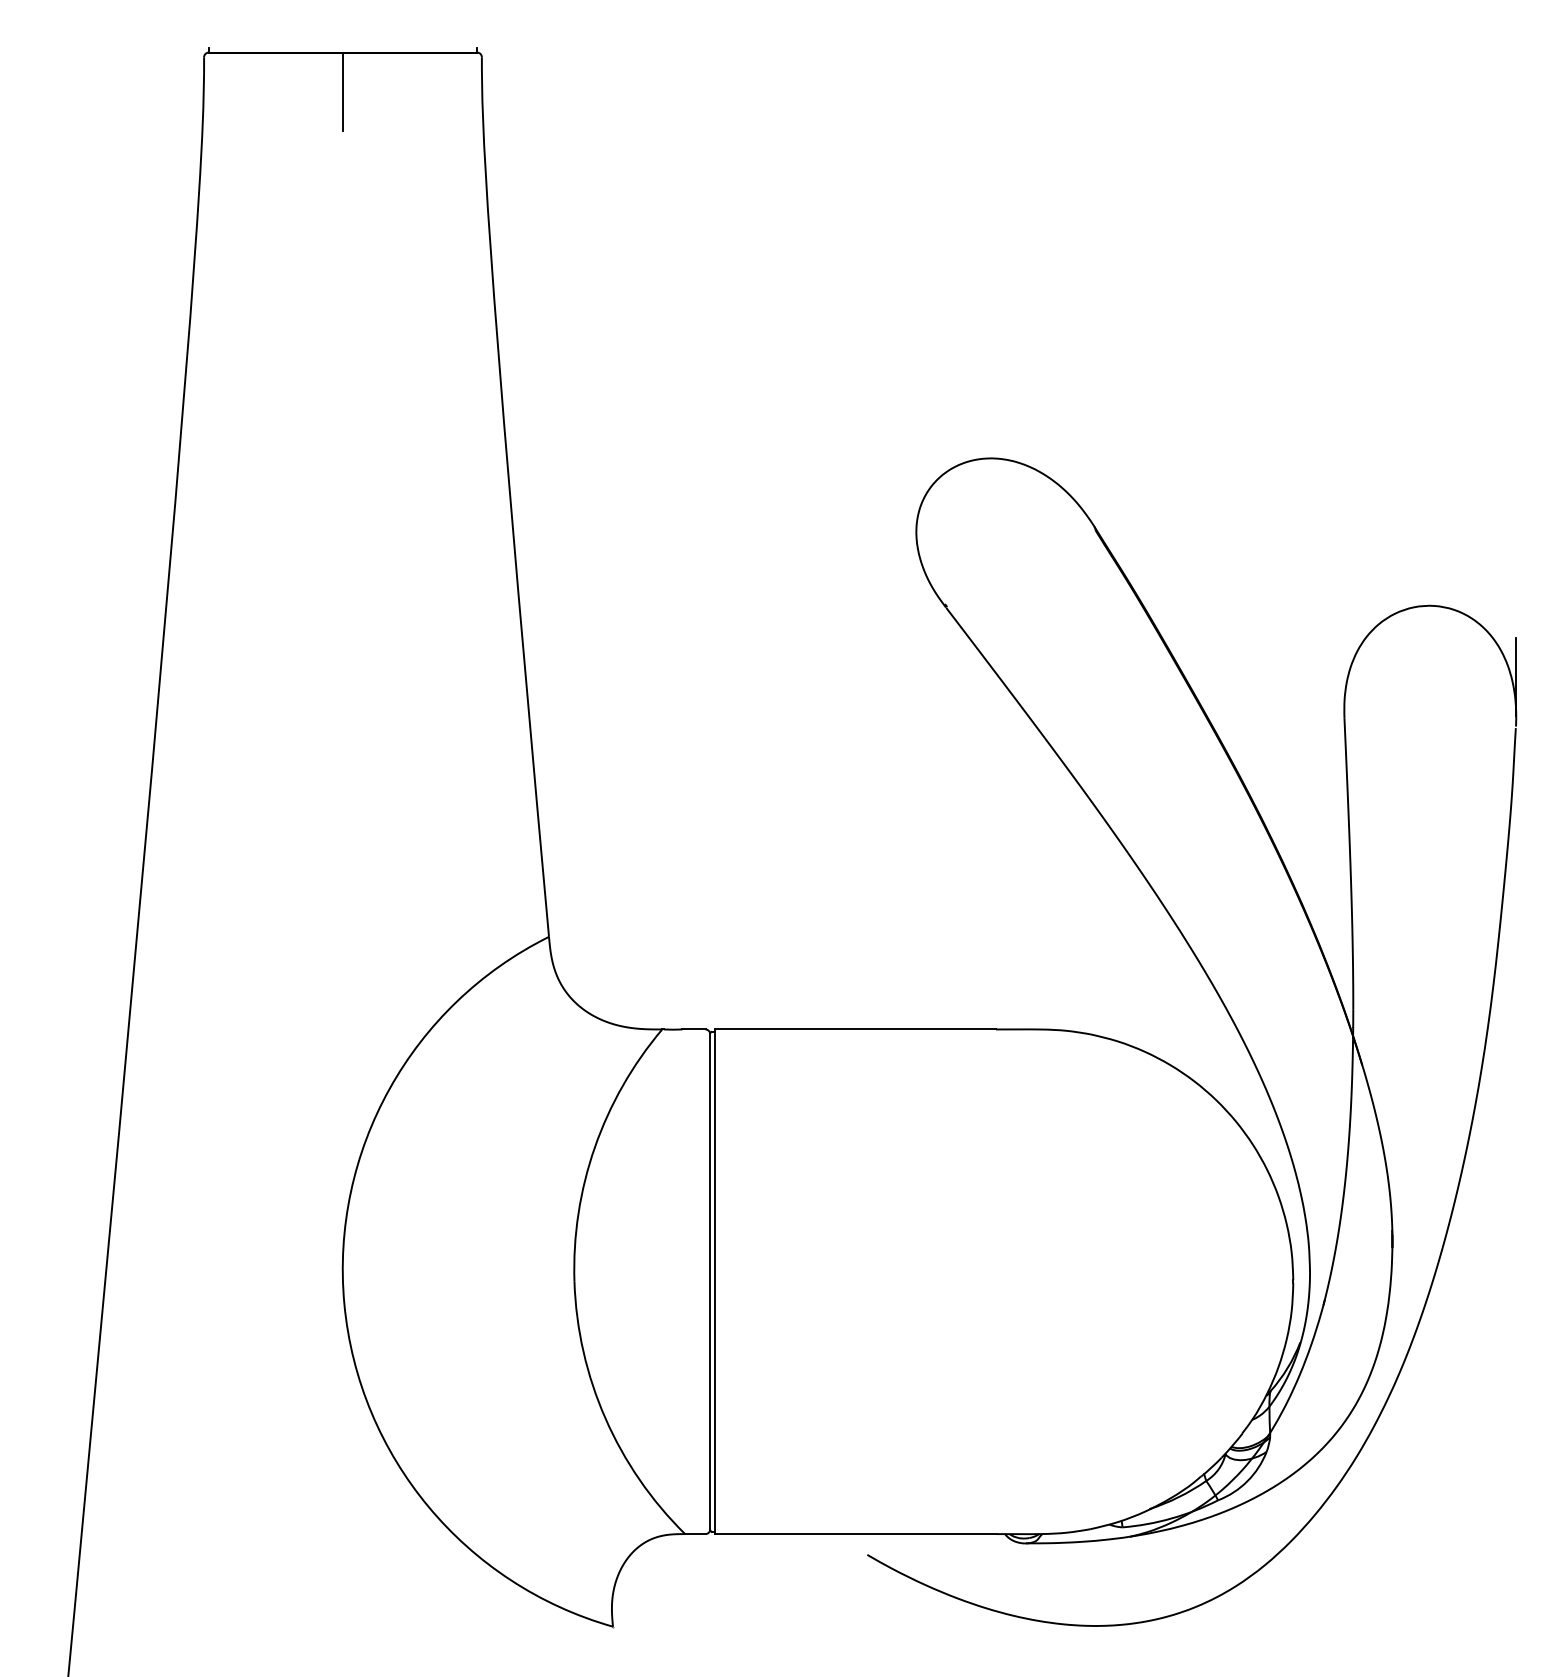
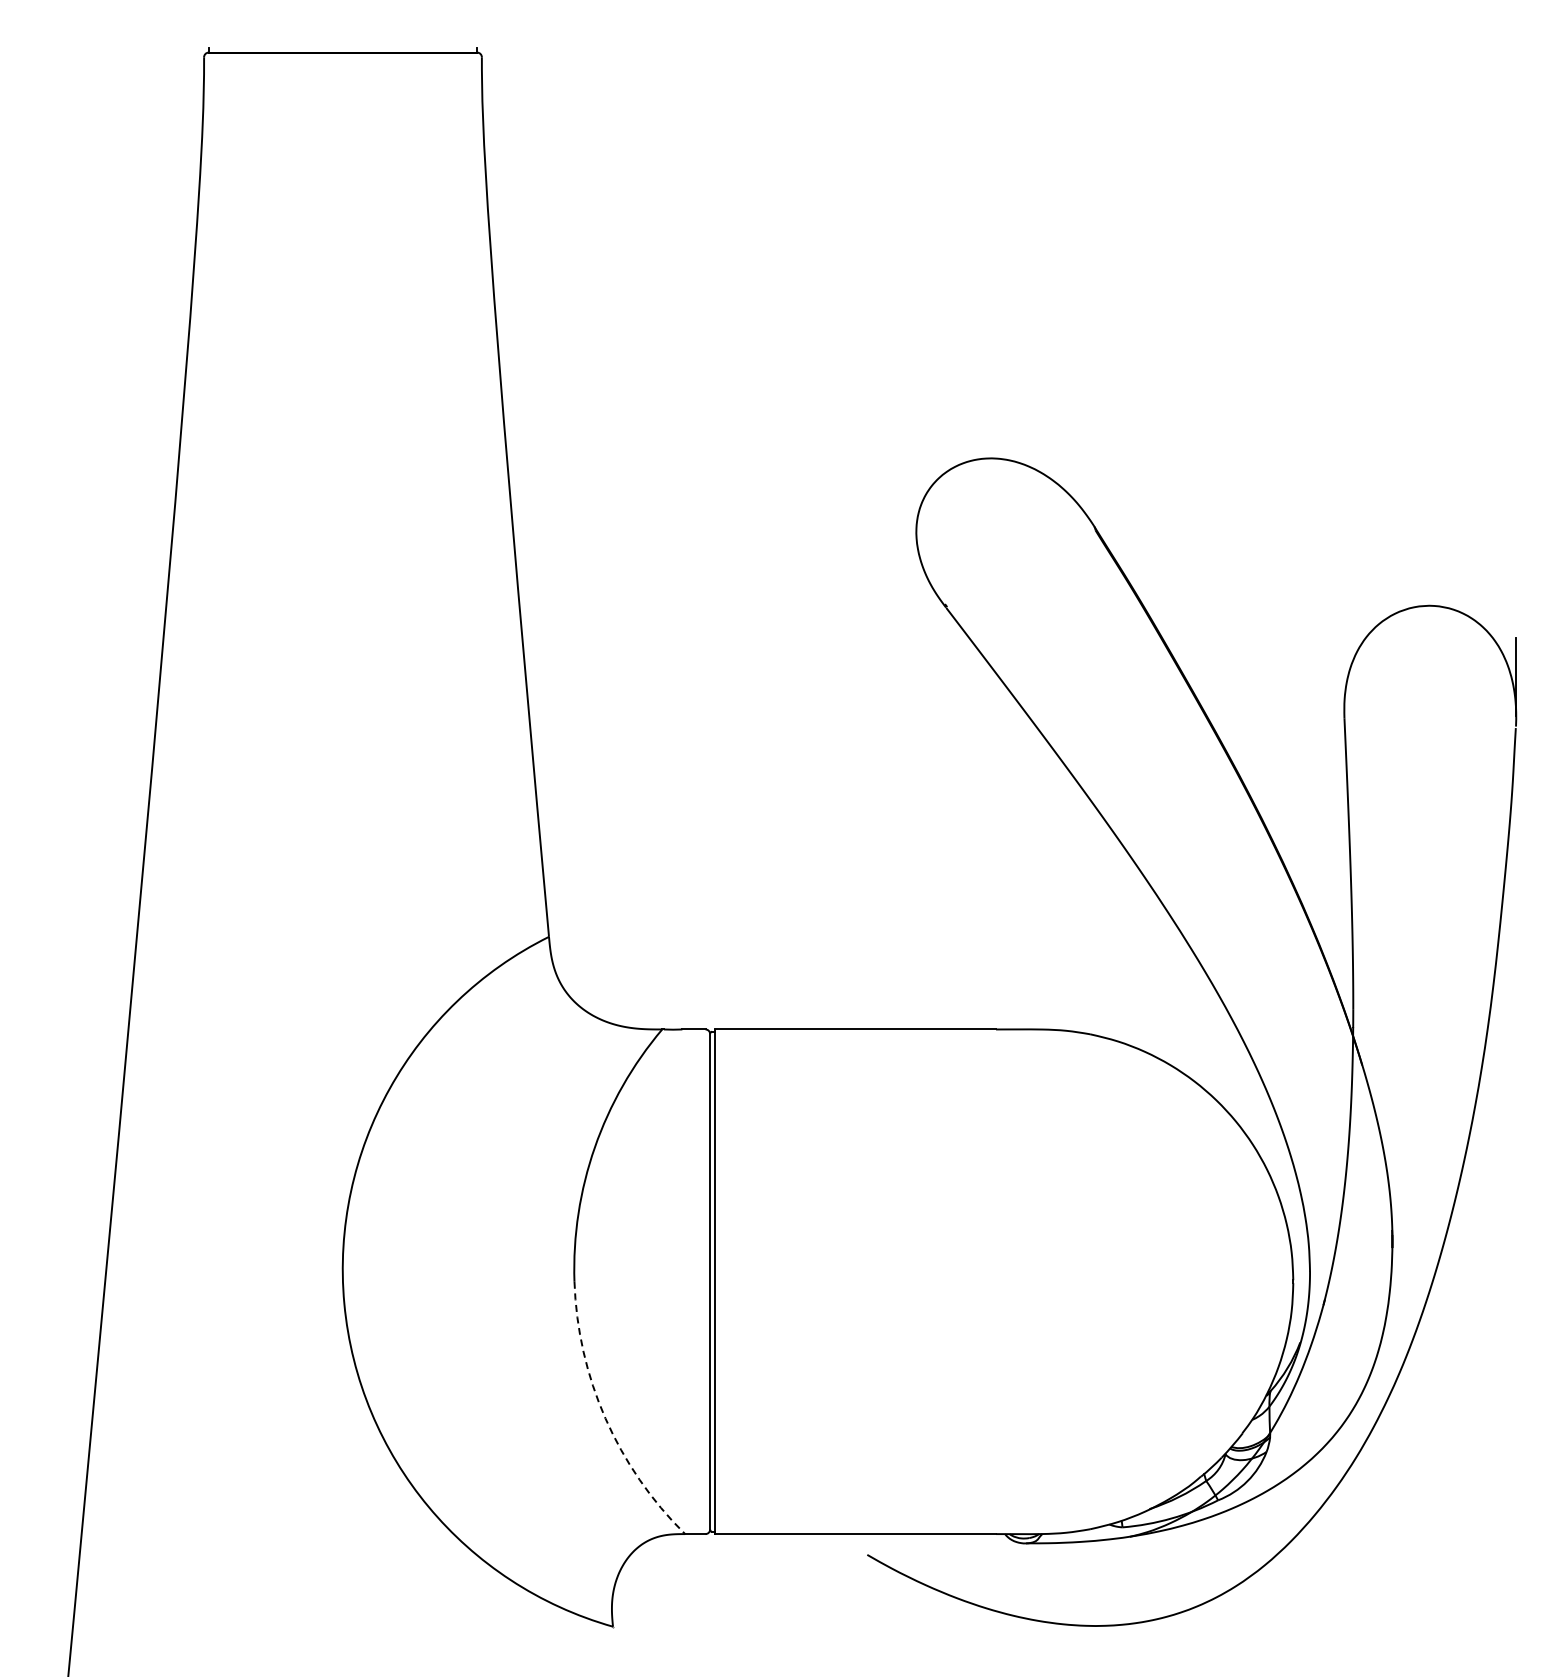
line: present -> none (343, 91)
arc: solid -> dashed (605, 1418)
